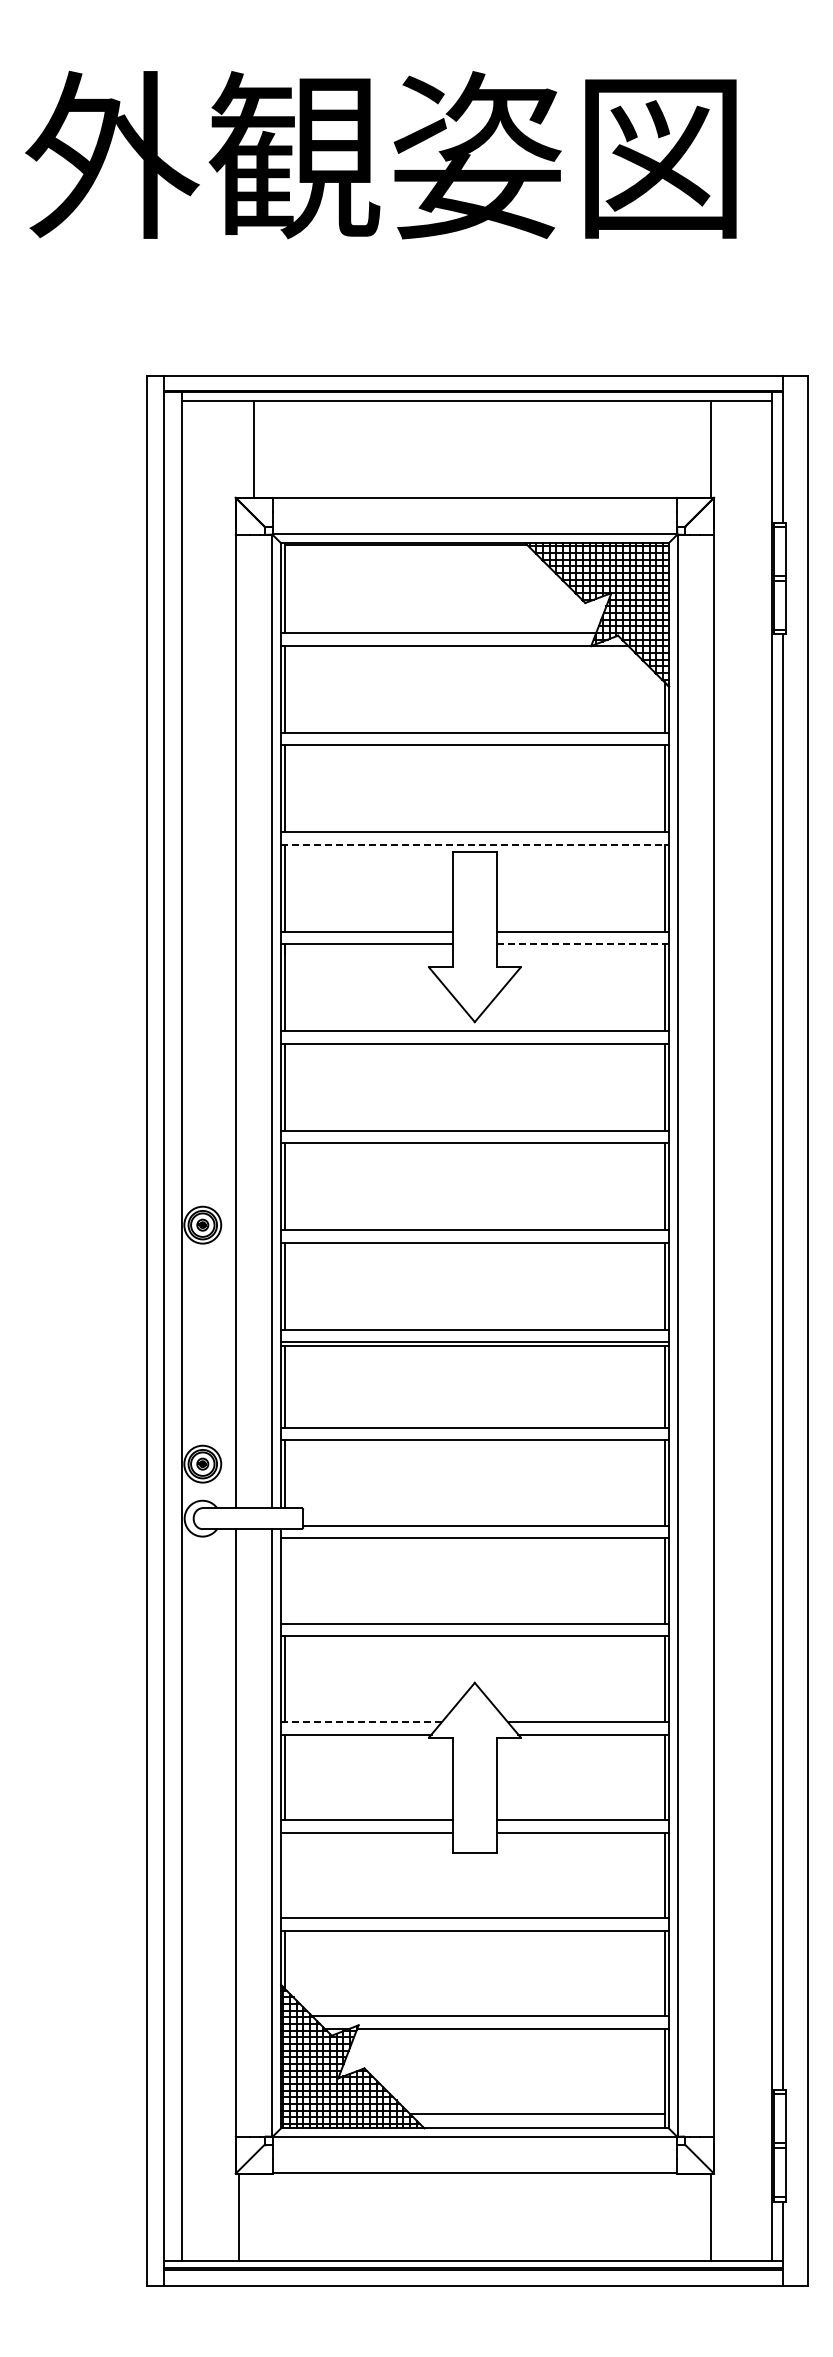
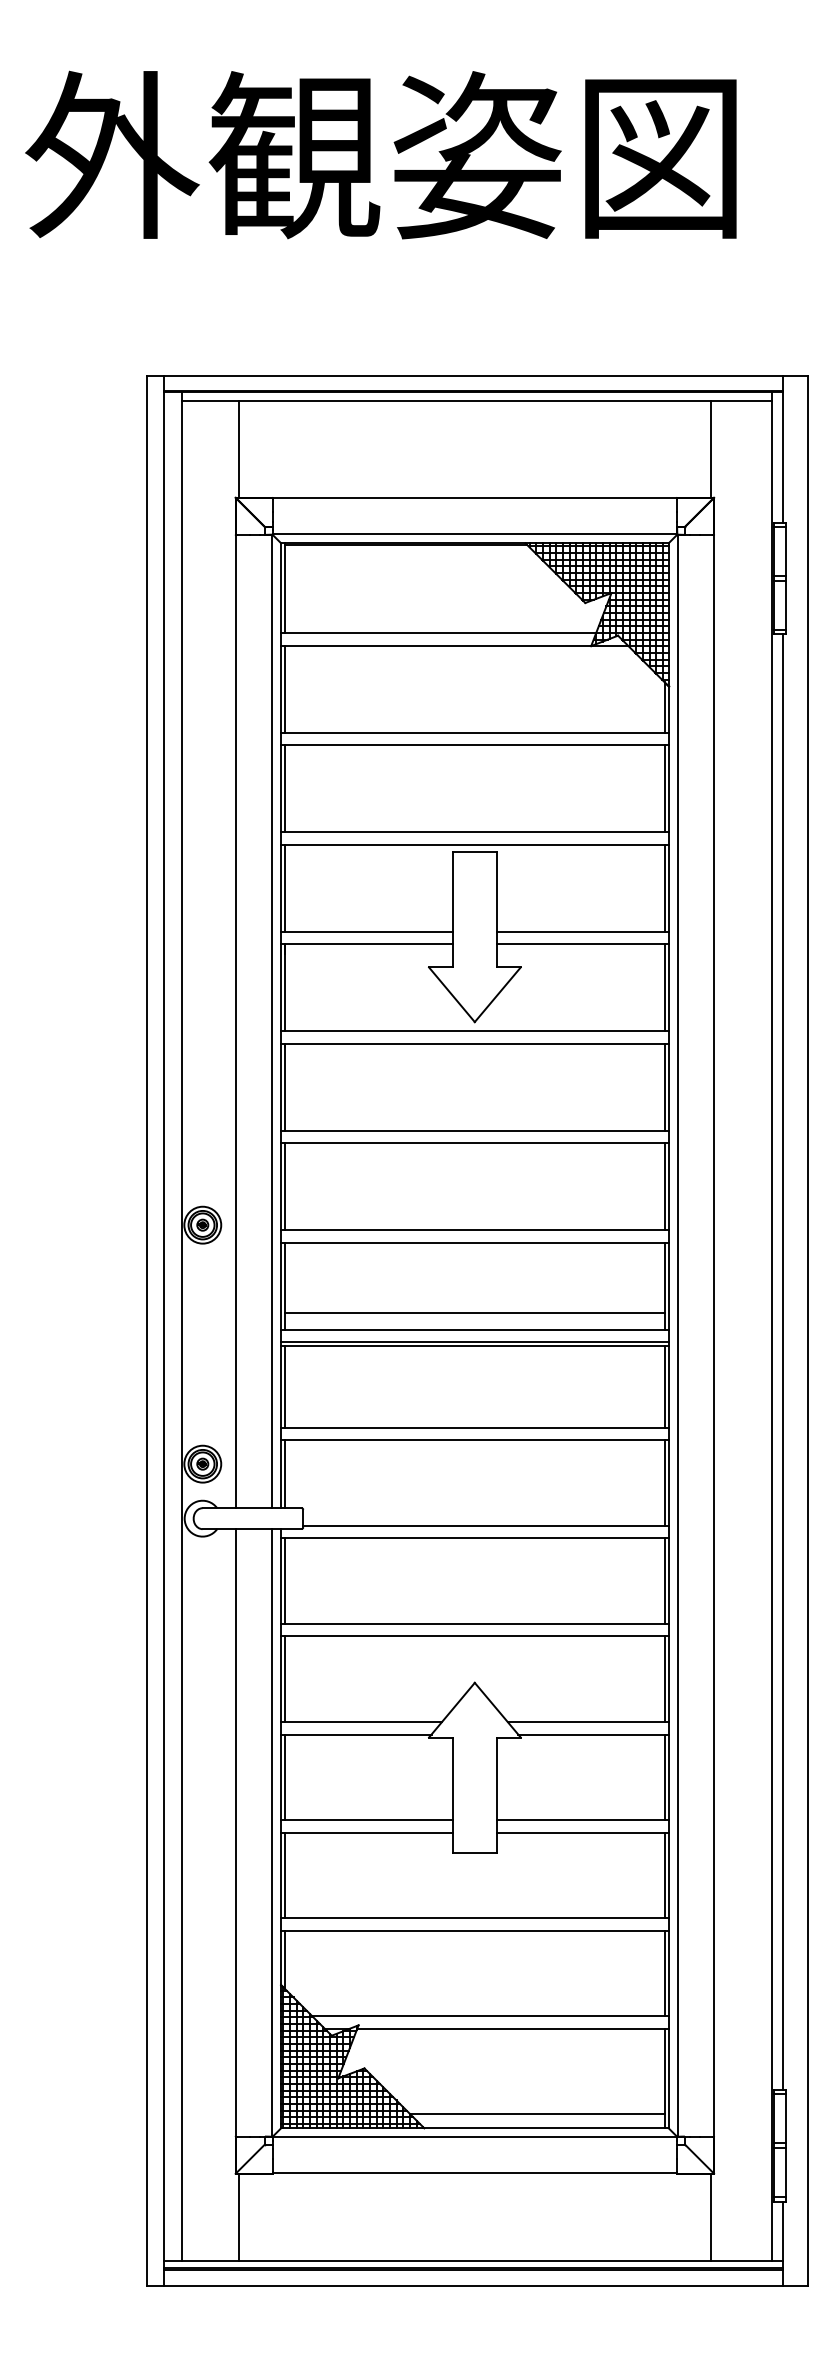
line position: (253, 448) -> (238, 448) (238, 448)
line: dashed -> solid (474, 844)
line: dashed -> solid (582, 944)
line: none -> present (474, 1312)
line: none -> present (285, 1580)
line: dashed -> solid (361, 1721)
line: none -> present (285, 1875)
